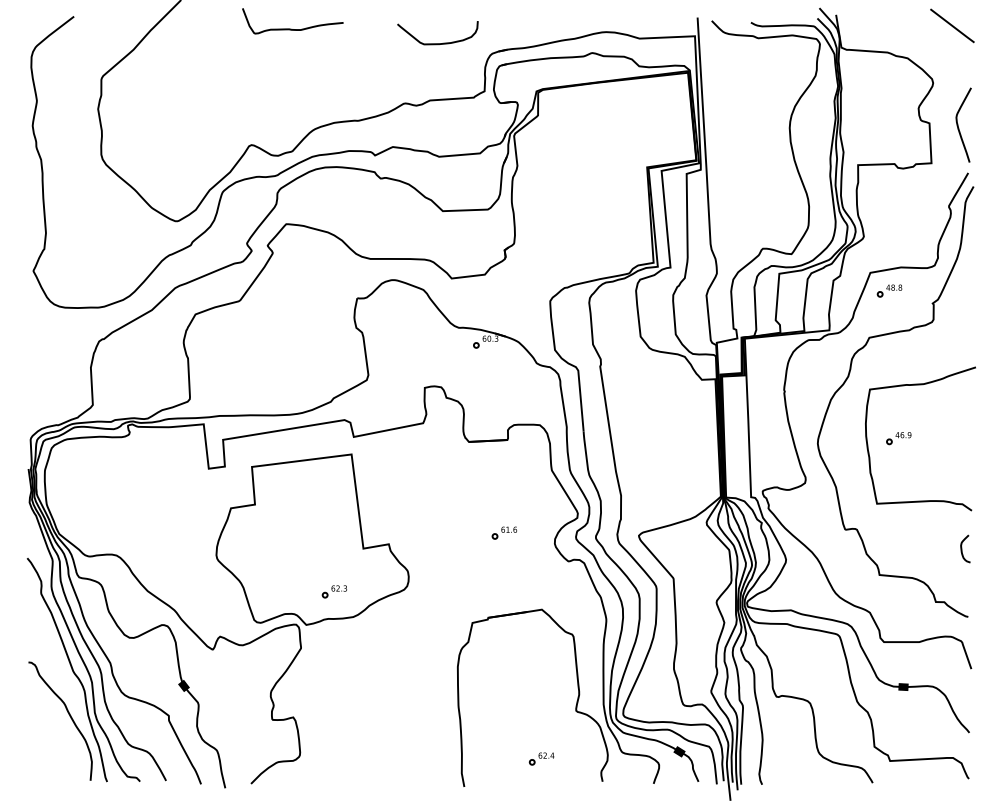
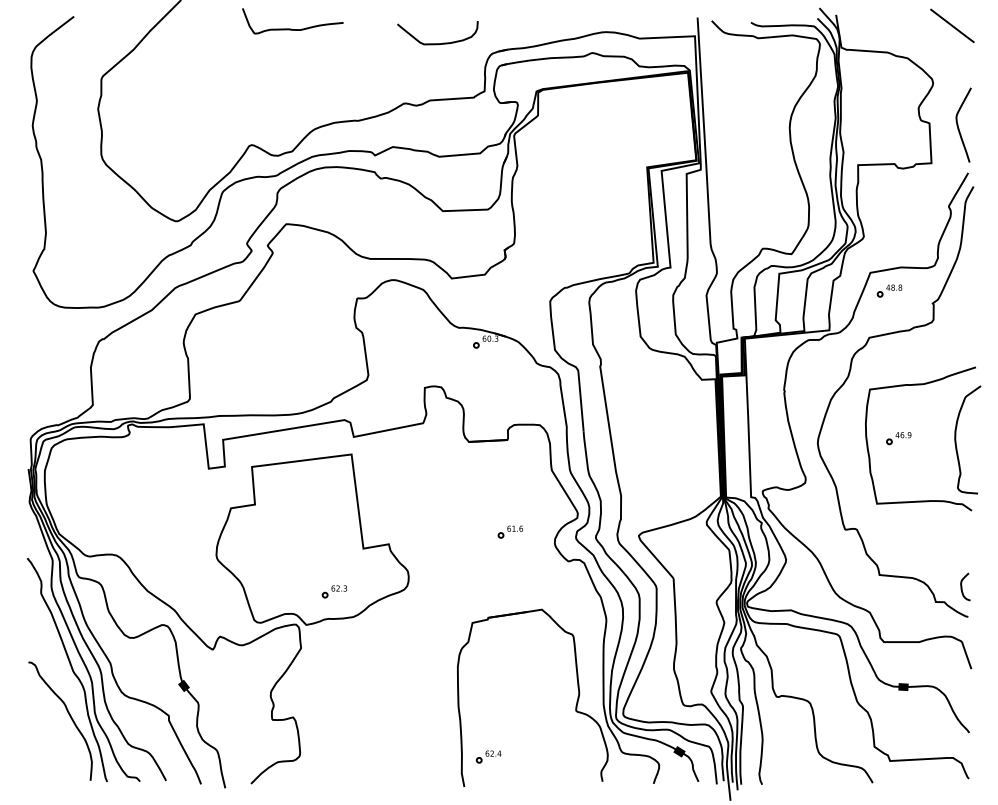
curve: none -> present (956, 439)
part position: (503, 532) -> (509, 531) (509, 531)
curve position: (962, 548) -> (962, 586) (962, 586)
part position: (541, 758) -> (488, 756) (488, 756)
